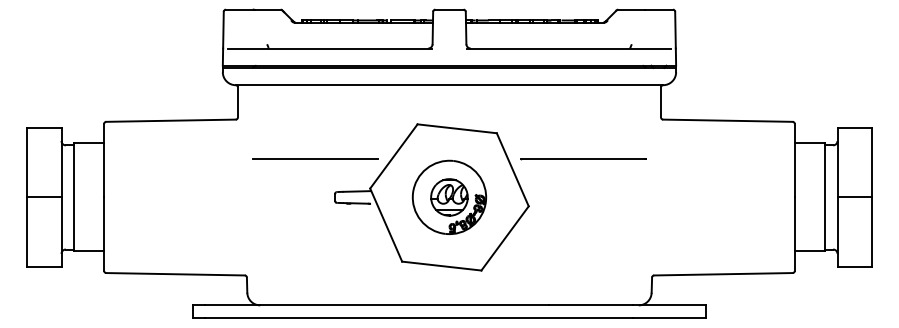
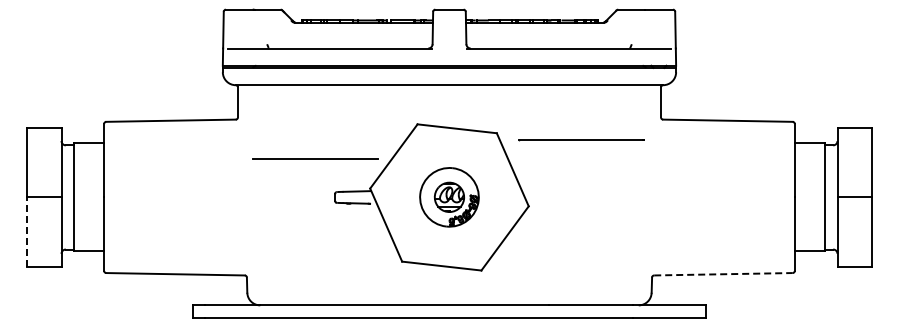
line position: (583, 159) -> (581, 140) (581, 140)
part size: 77x76 px -> 61x61 px (449, 197)
line: solid -> dashed (26, 231)
line: solid -> dashed (723, 274)
